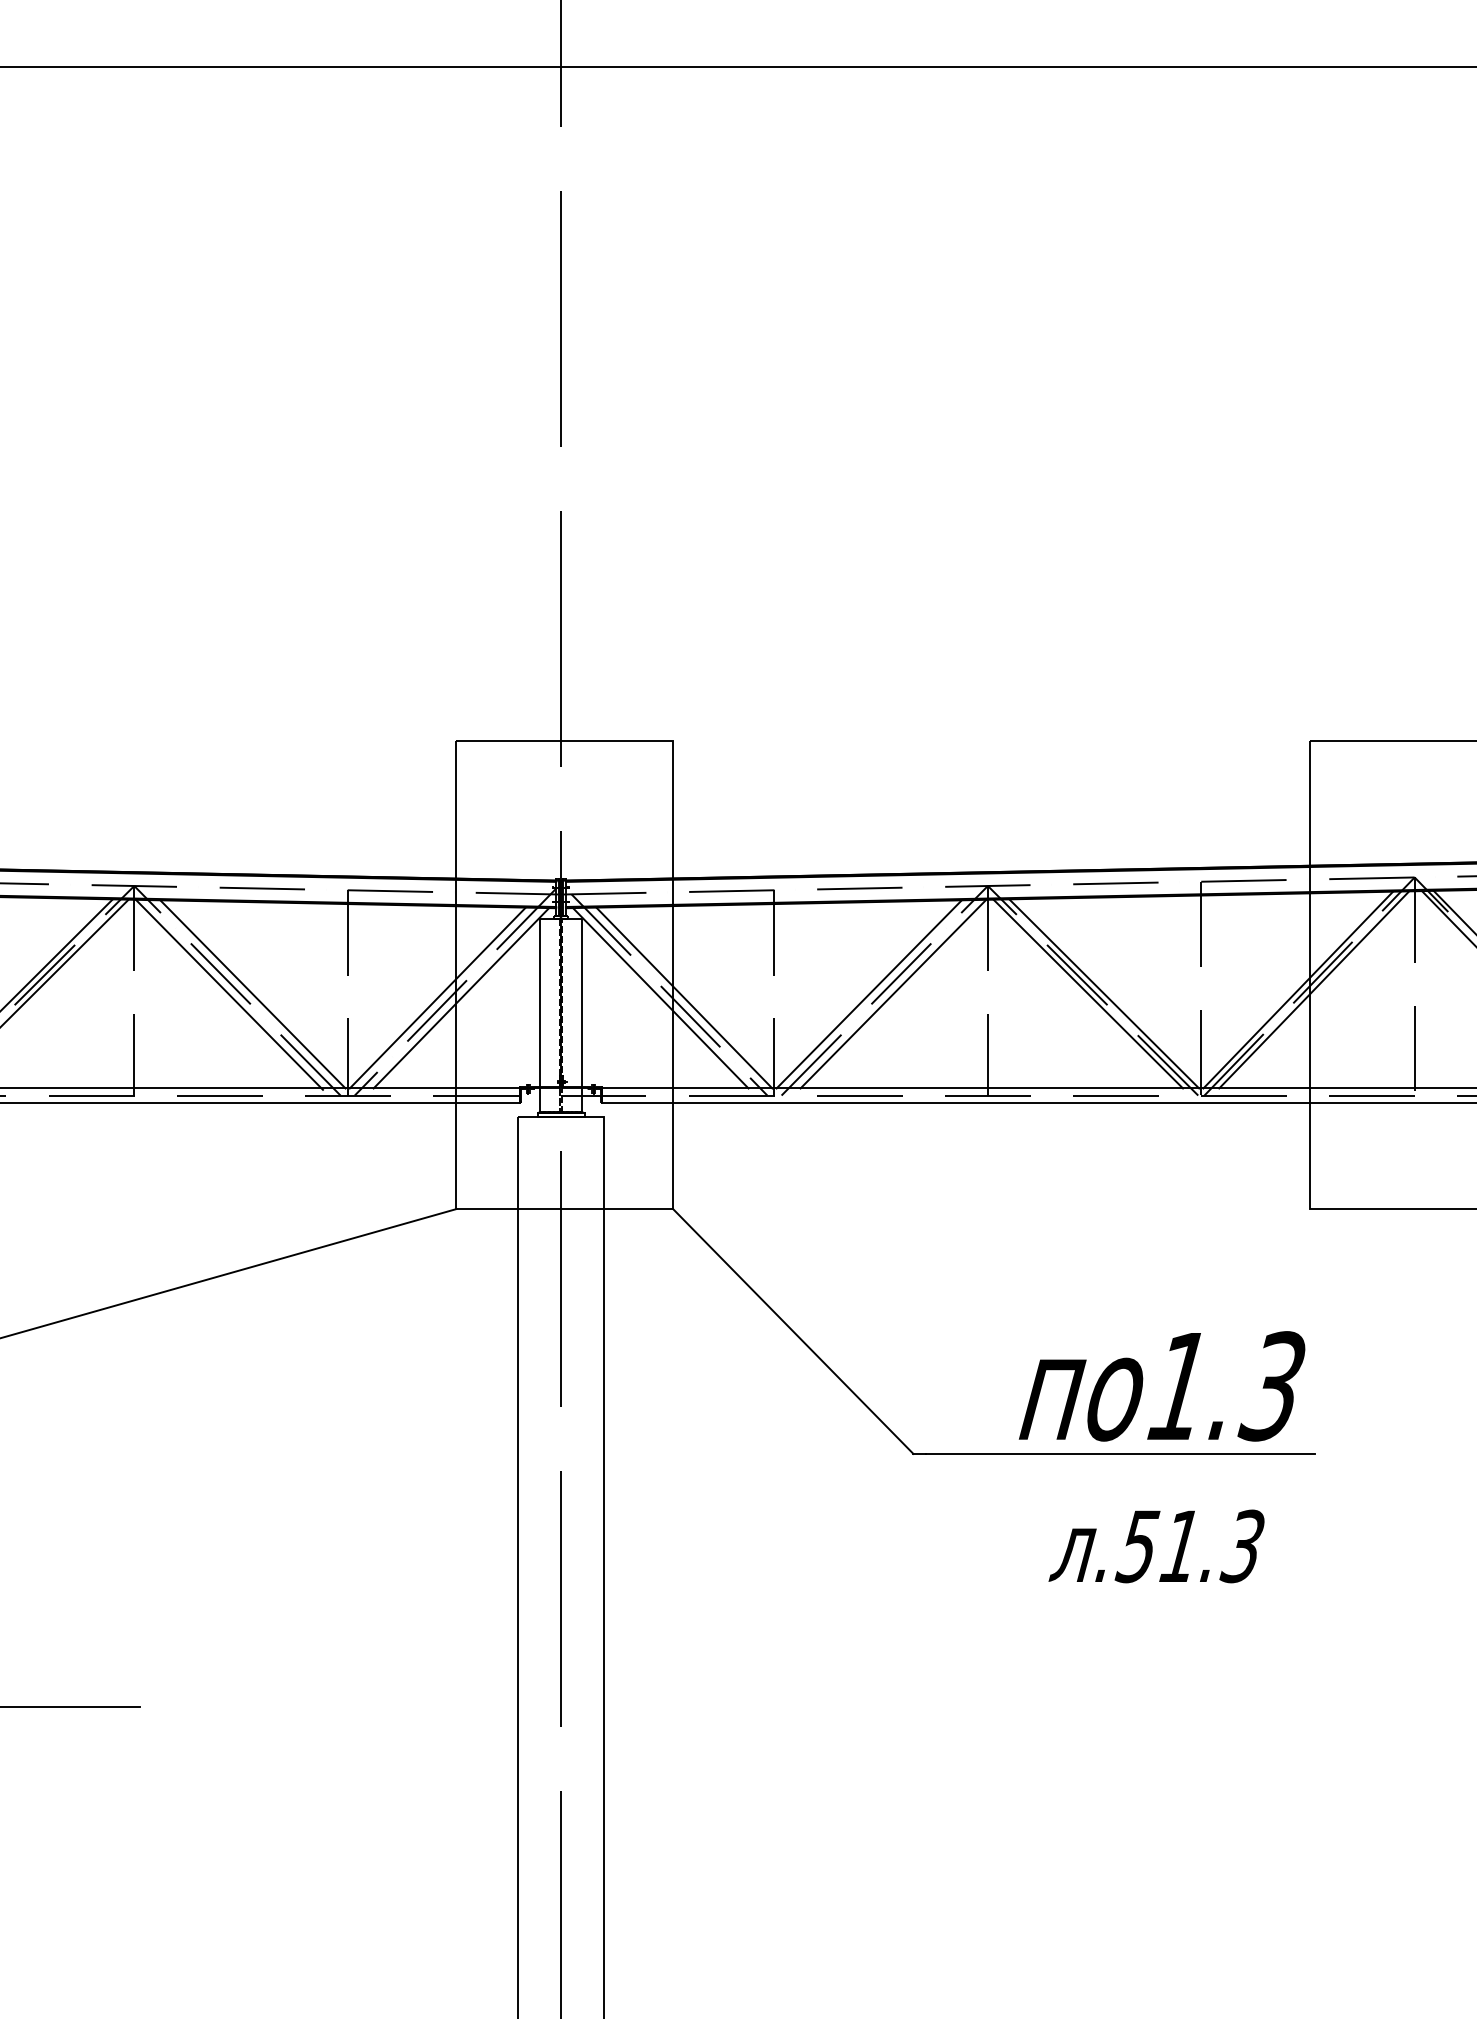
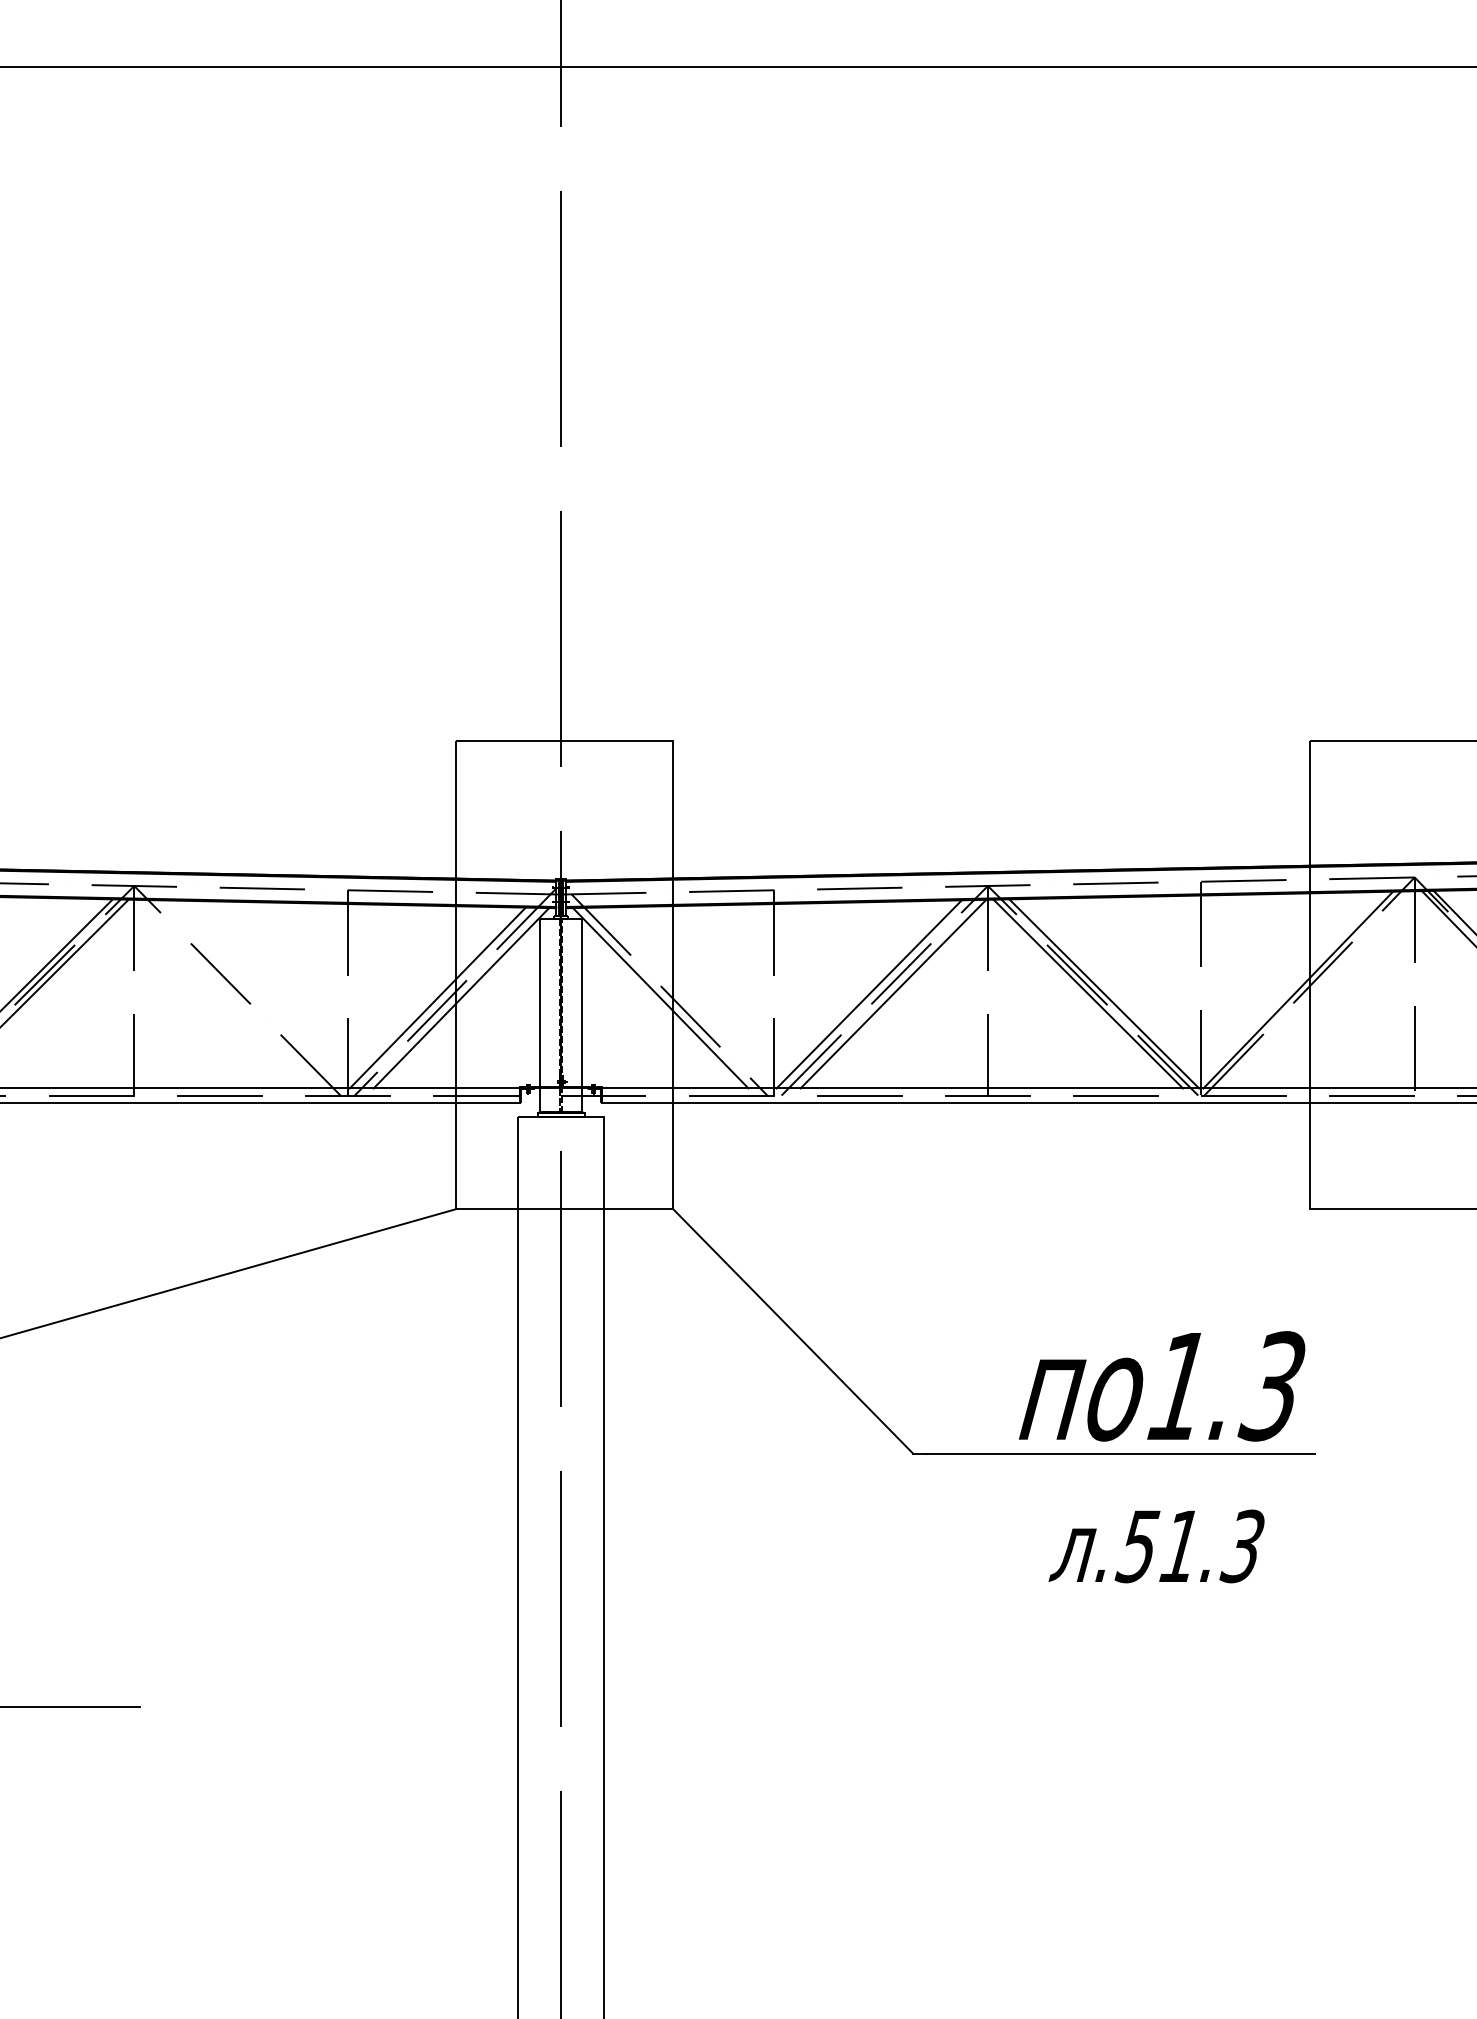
line: present -> none (1314, 989)
line: present -> none (229, 994)
line: present -> none (252, 994)
line: present -> none (684, 997)
